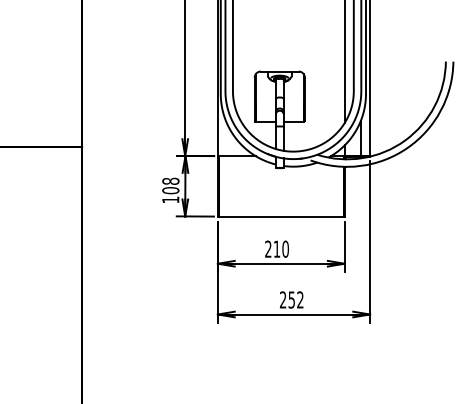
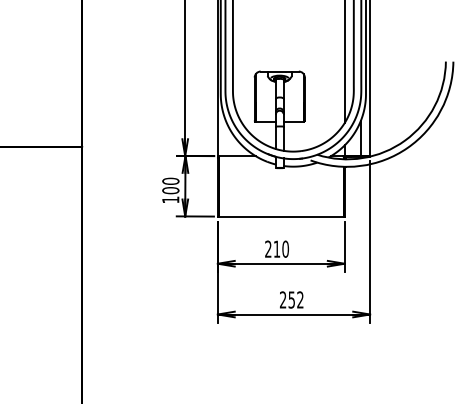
text: 108 -> 100 (170, 180)
